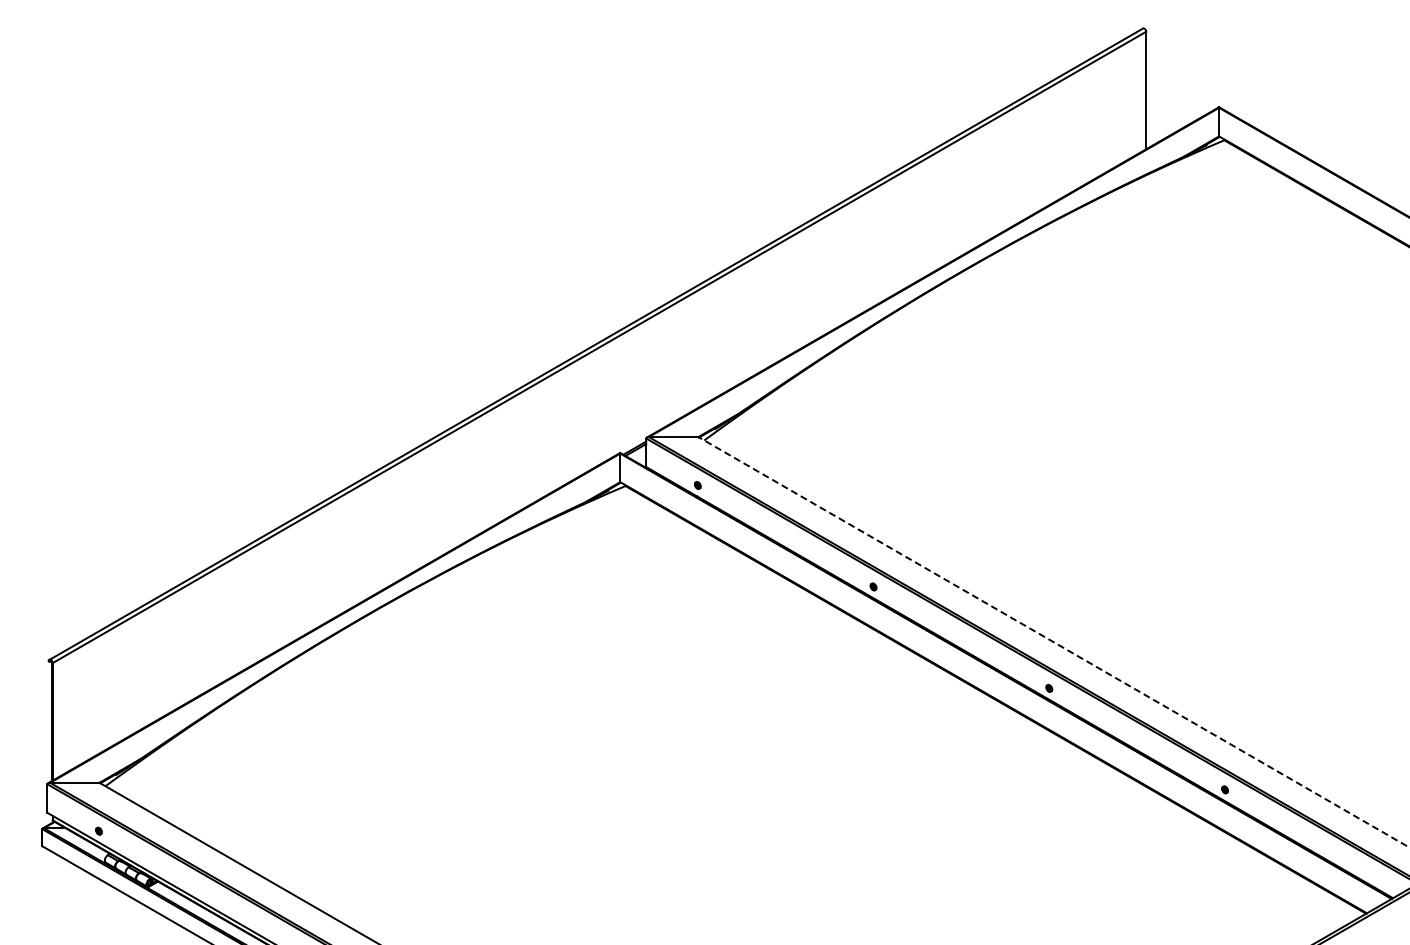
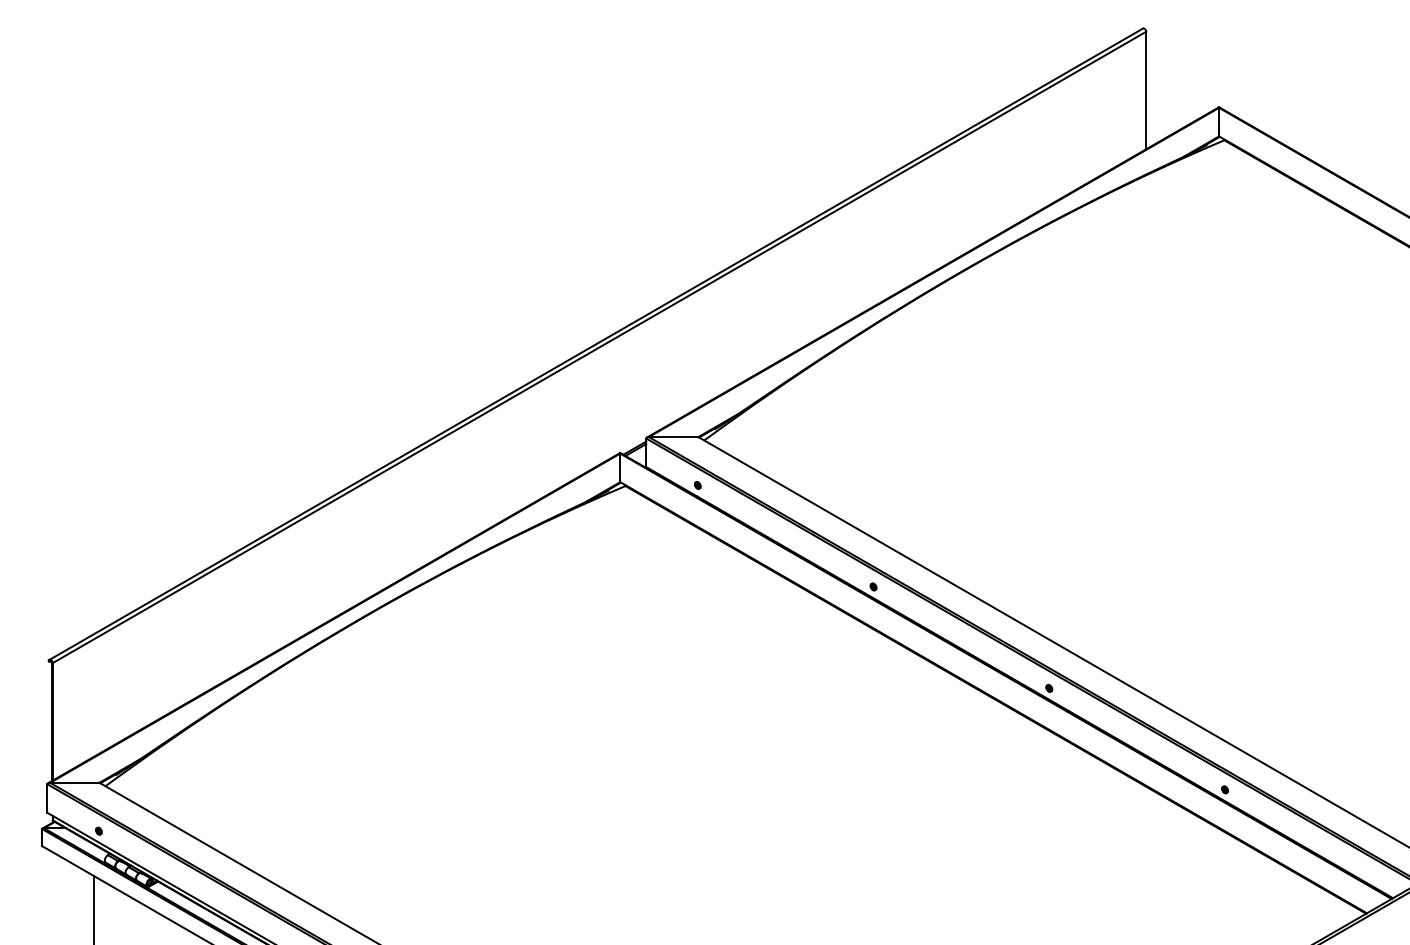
line: dashed -> solid (1054, 642)
line: none -> present (93, 908)
